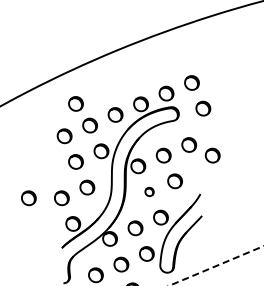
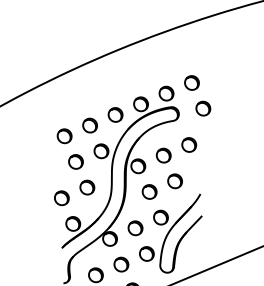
part: present -> none (75, 103)
part: present -> none (212, 155)
part size: 11x11 px -> 17x16 px (149, 191)
part: present -> none (28, 198)
line: dashed -> solid (216, 265)
